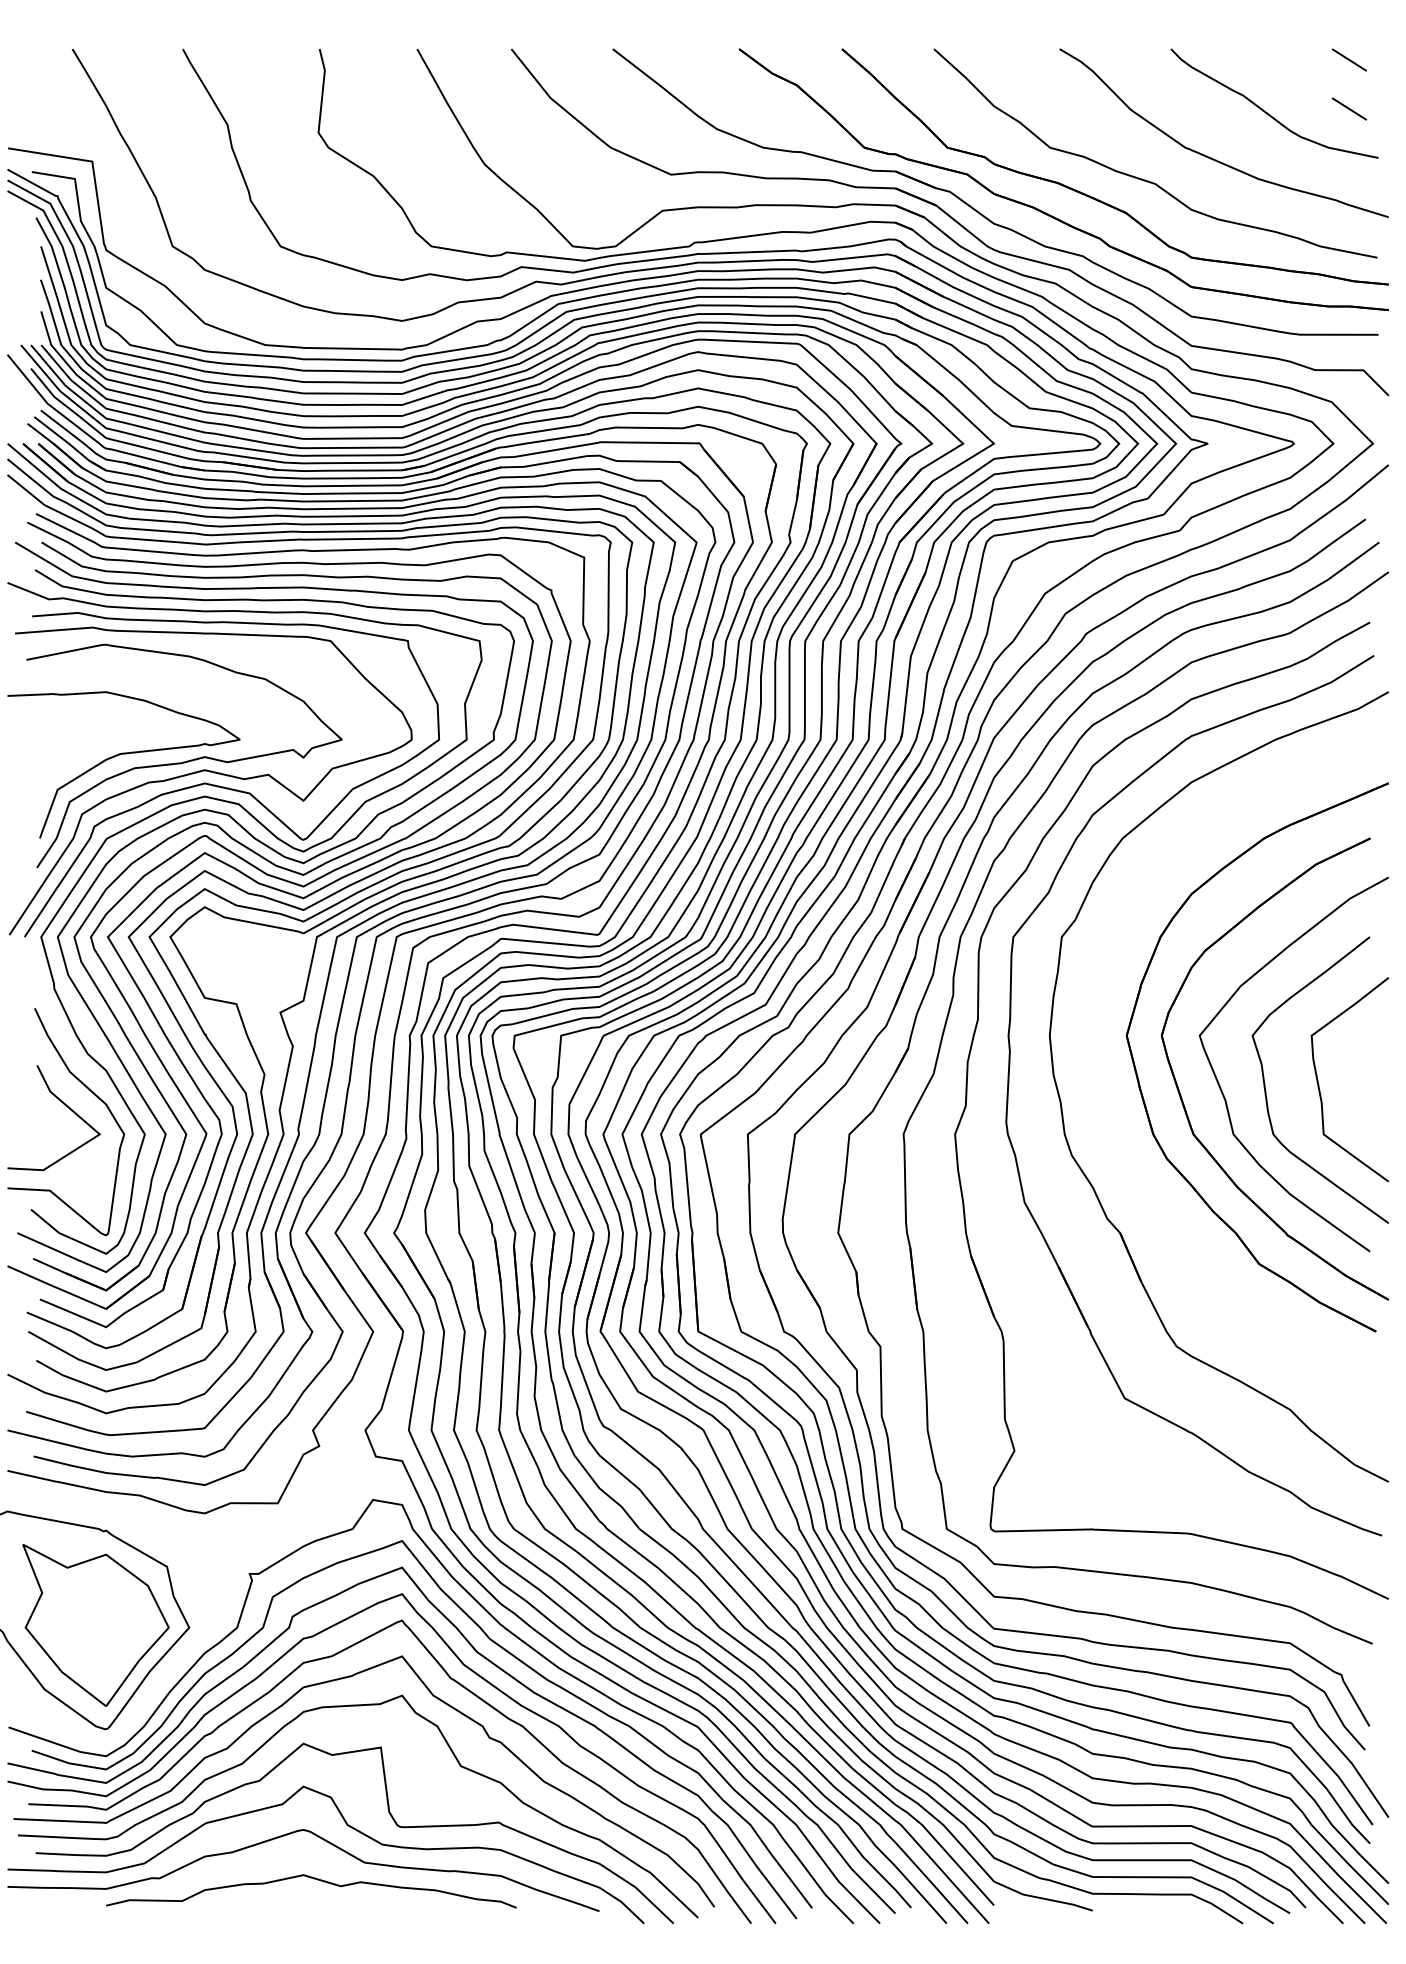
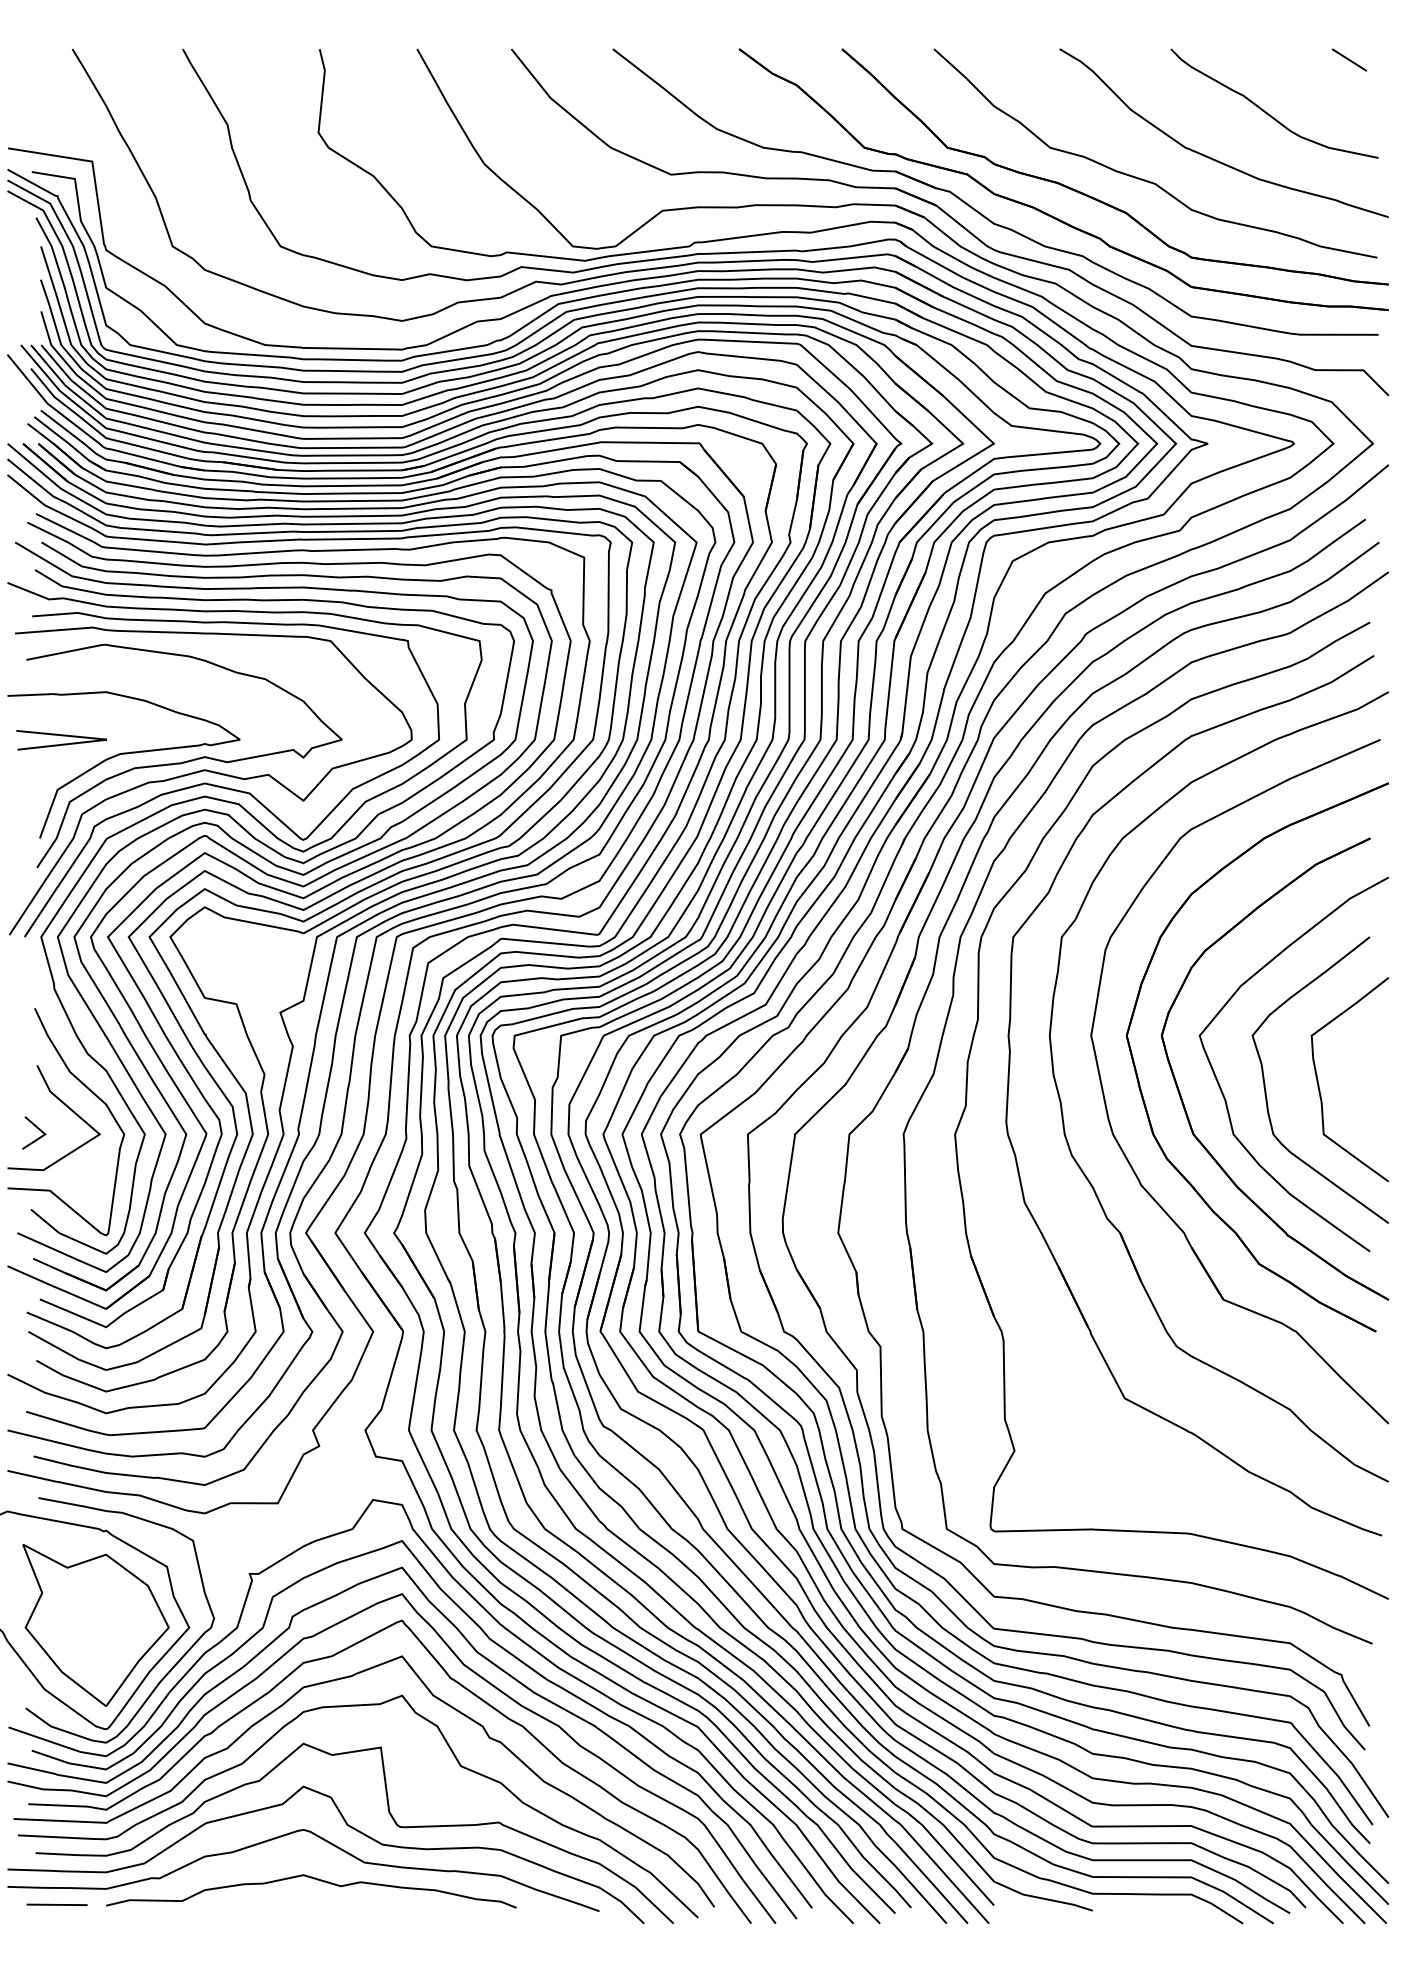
line: present -> none (1348, 108)
curve: none -> present (62, 743)
part: none -> present (1107, 1108)
line: none -> present (36, 1128)
curve: none -> present (172, 1666)
line: none -> present (56, 1904)
